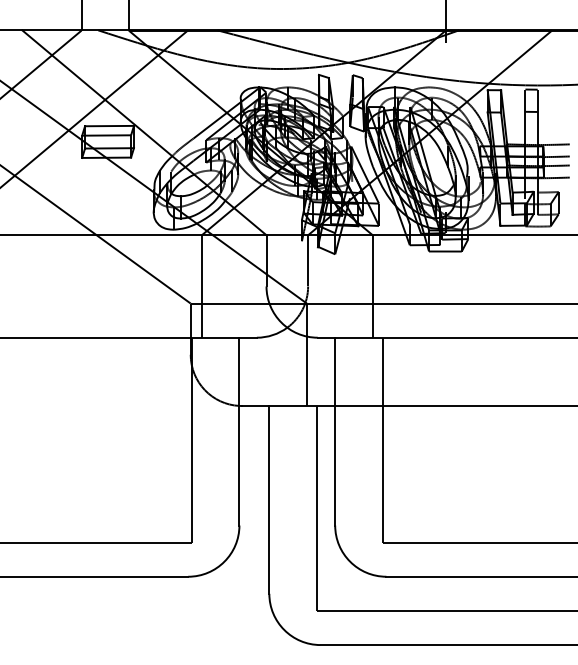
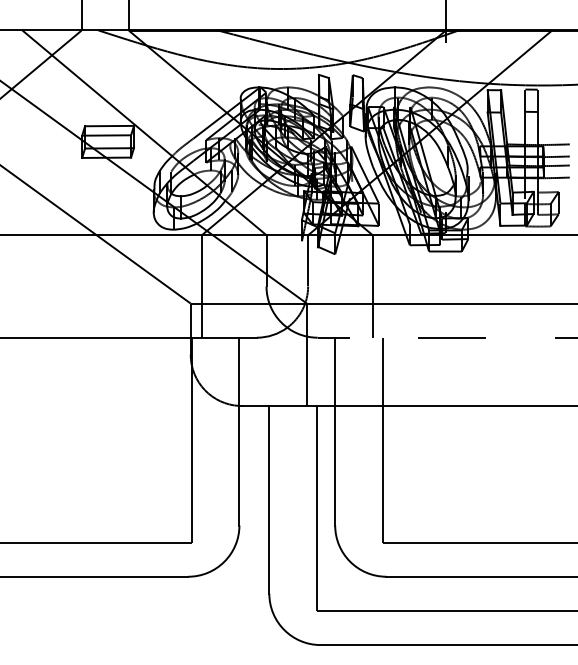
line: present -> none (95, 108)
line: solid -> dashed (447, 337)
